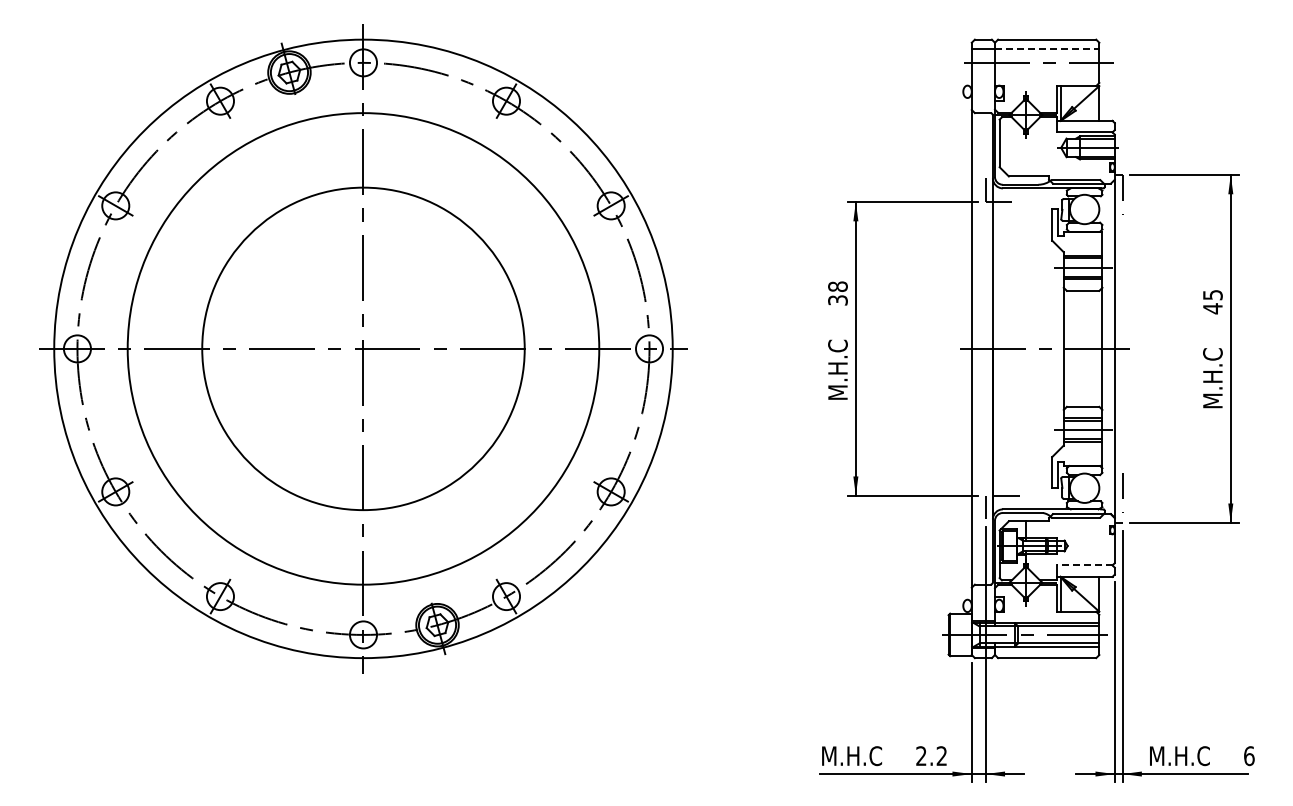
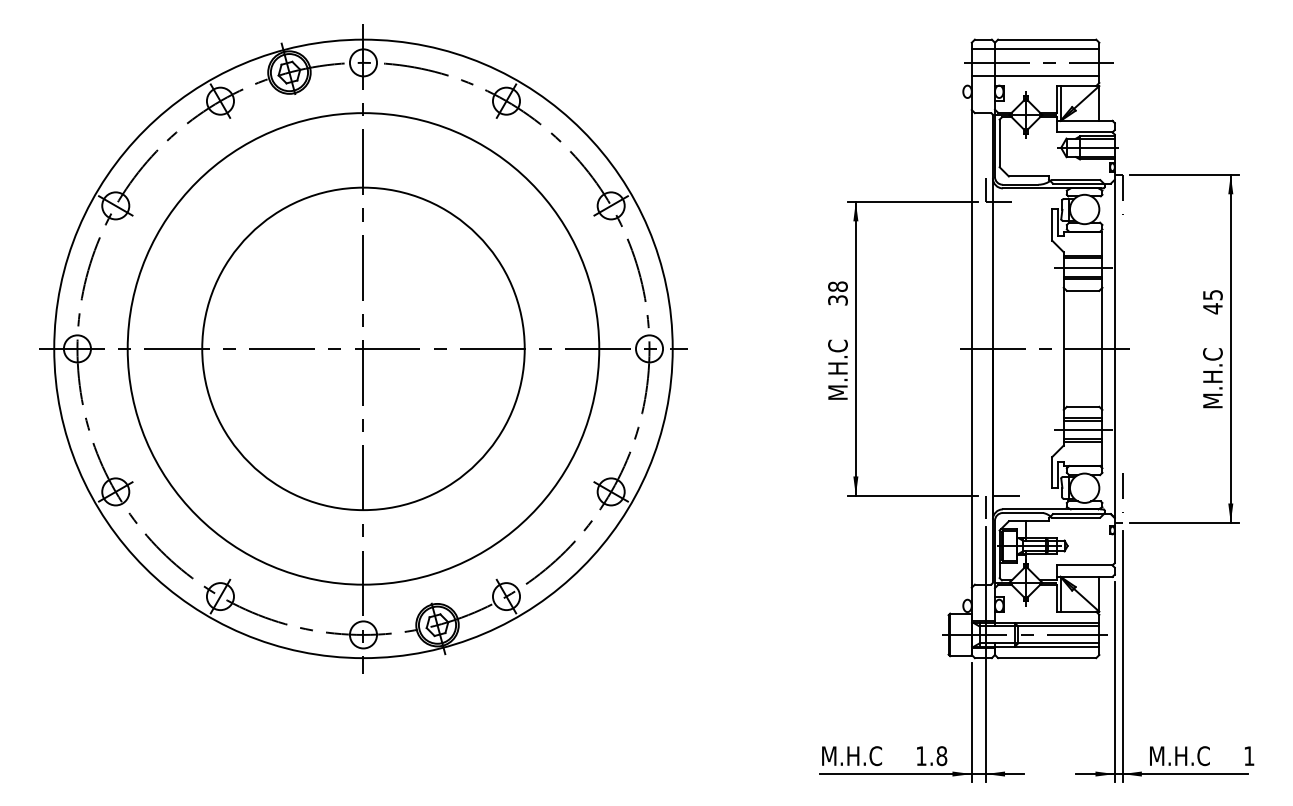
line: dashed -> solid (1047, 49)
line: none -> present (1035, 76)
line: dashed -> solid (1084, 565)
text: 2.2 -> 1.8 (931, 756)
text: 6 -> 1 (1249, 756)
